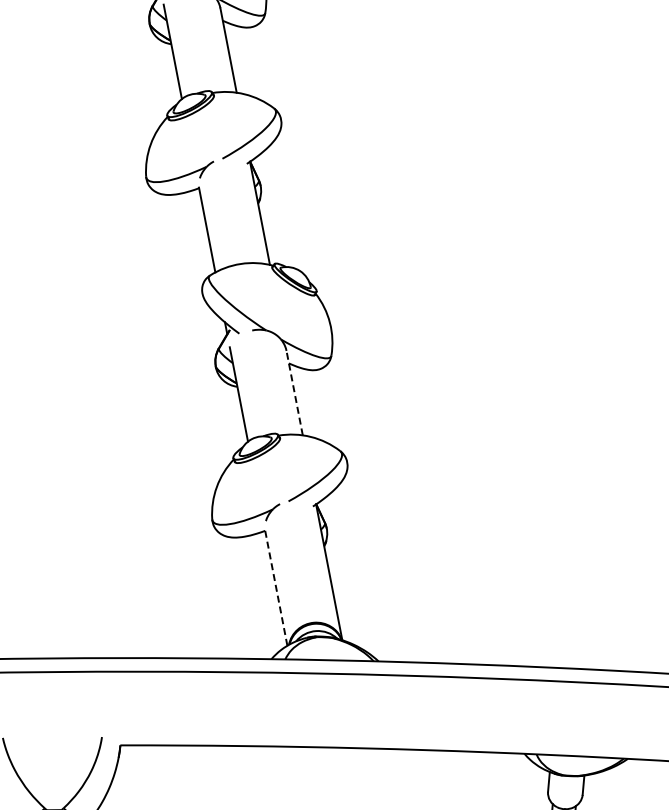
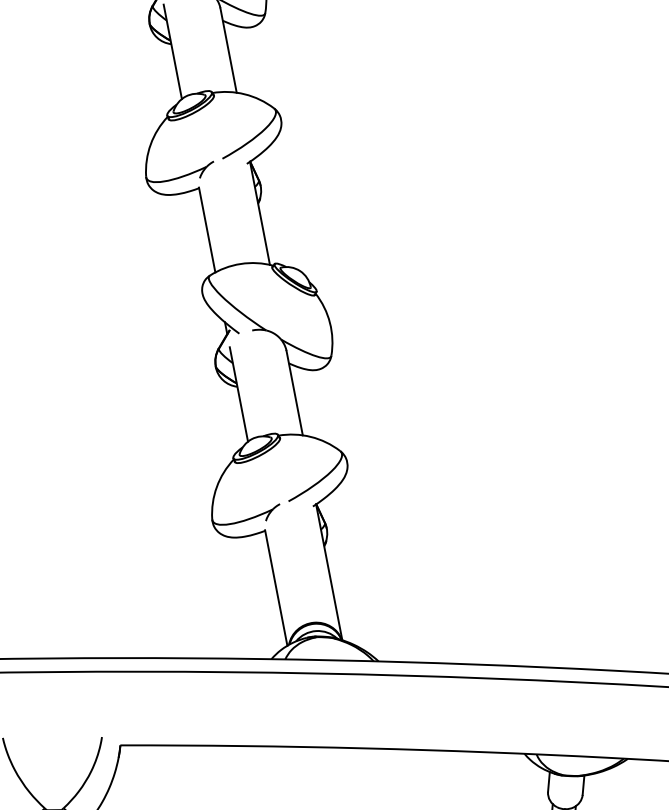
line: dashed -> solid (294, 392)
line: dashed -> solid (276, 588)
